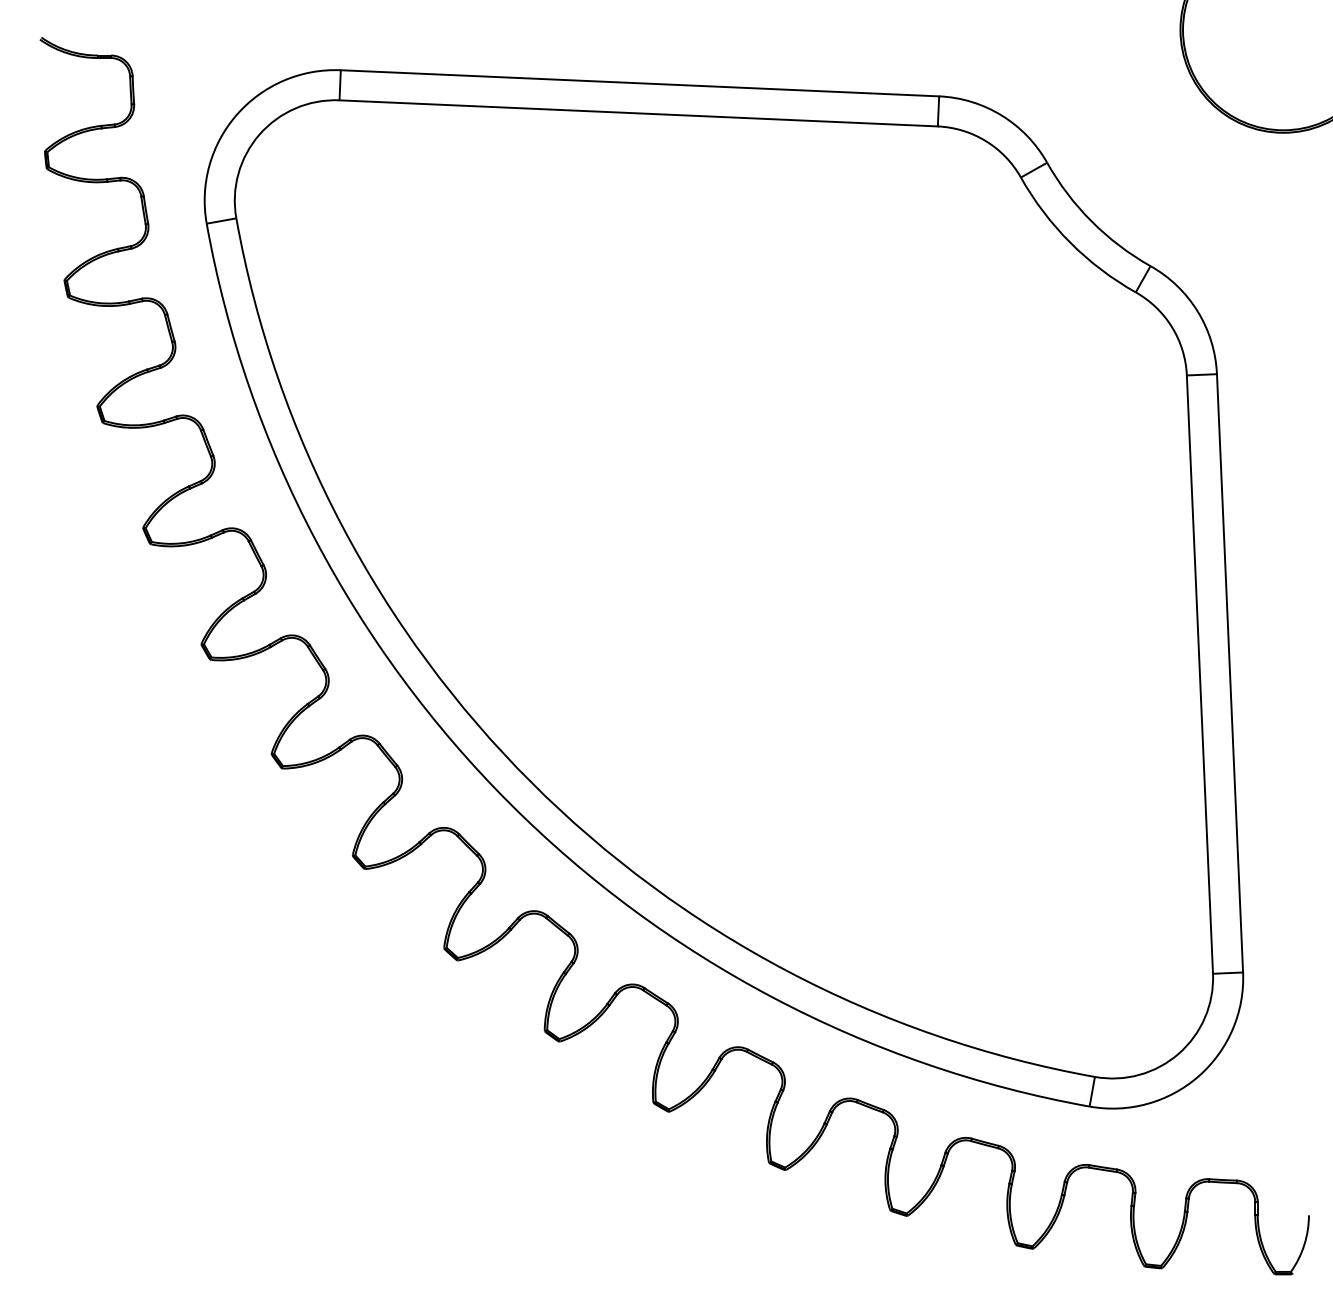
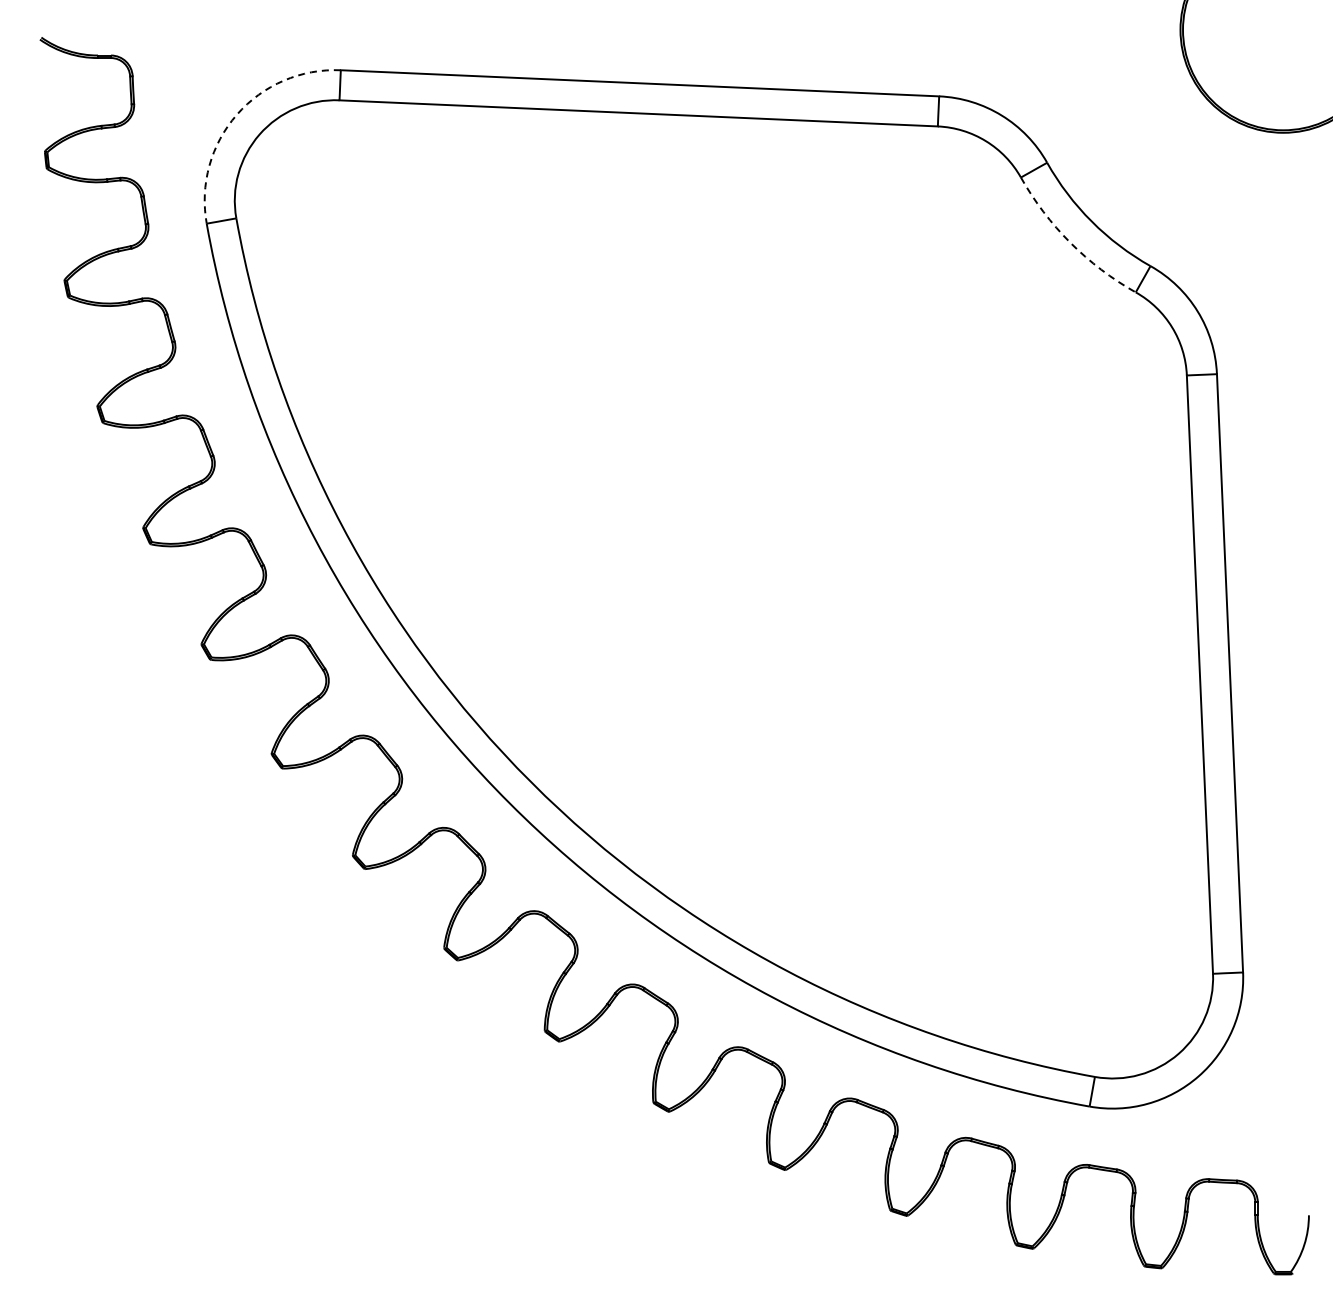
arc: solid -> dashed (236, 114)
arc: solid -> dashed (1070, 242)
